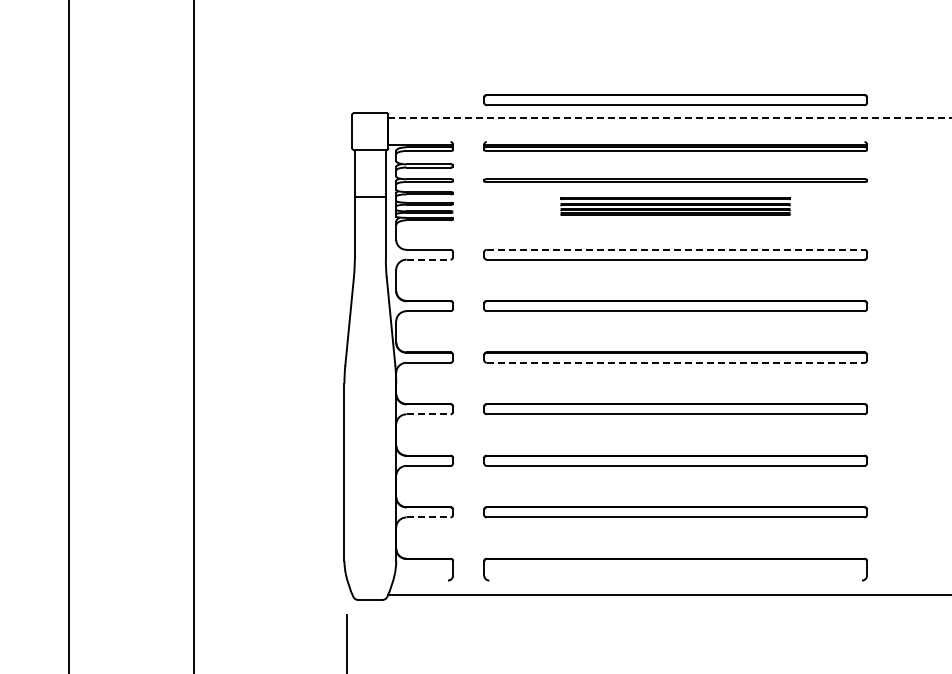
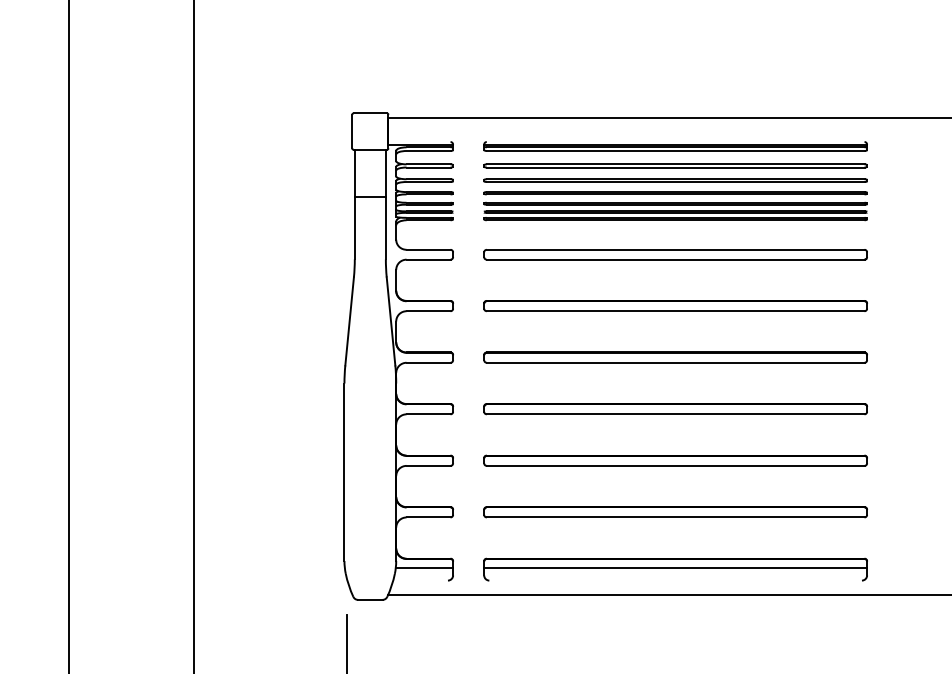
part: present -> none (675, 99)
line: dashed -> solid (670, 117)
part: none -> present (675, 165)
part size: 232x19 px -> 385x31 px (675, 206)
line: dashed -> solid (675, 249)
line: dashed -> solid (428, 259)
line: dashed -> solid (675, 362)
line: dashed -> solid (428, 414)
line: dashed -> solid (428, 517)
line: none -> present (424, 568)
line: none -> present (675, 568)
